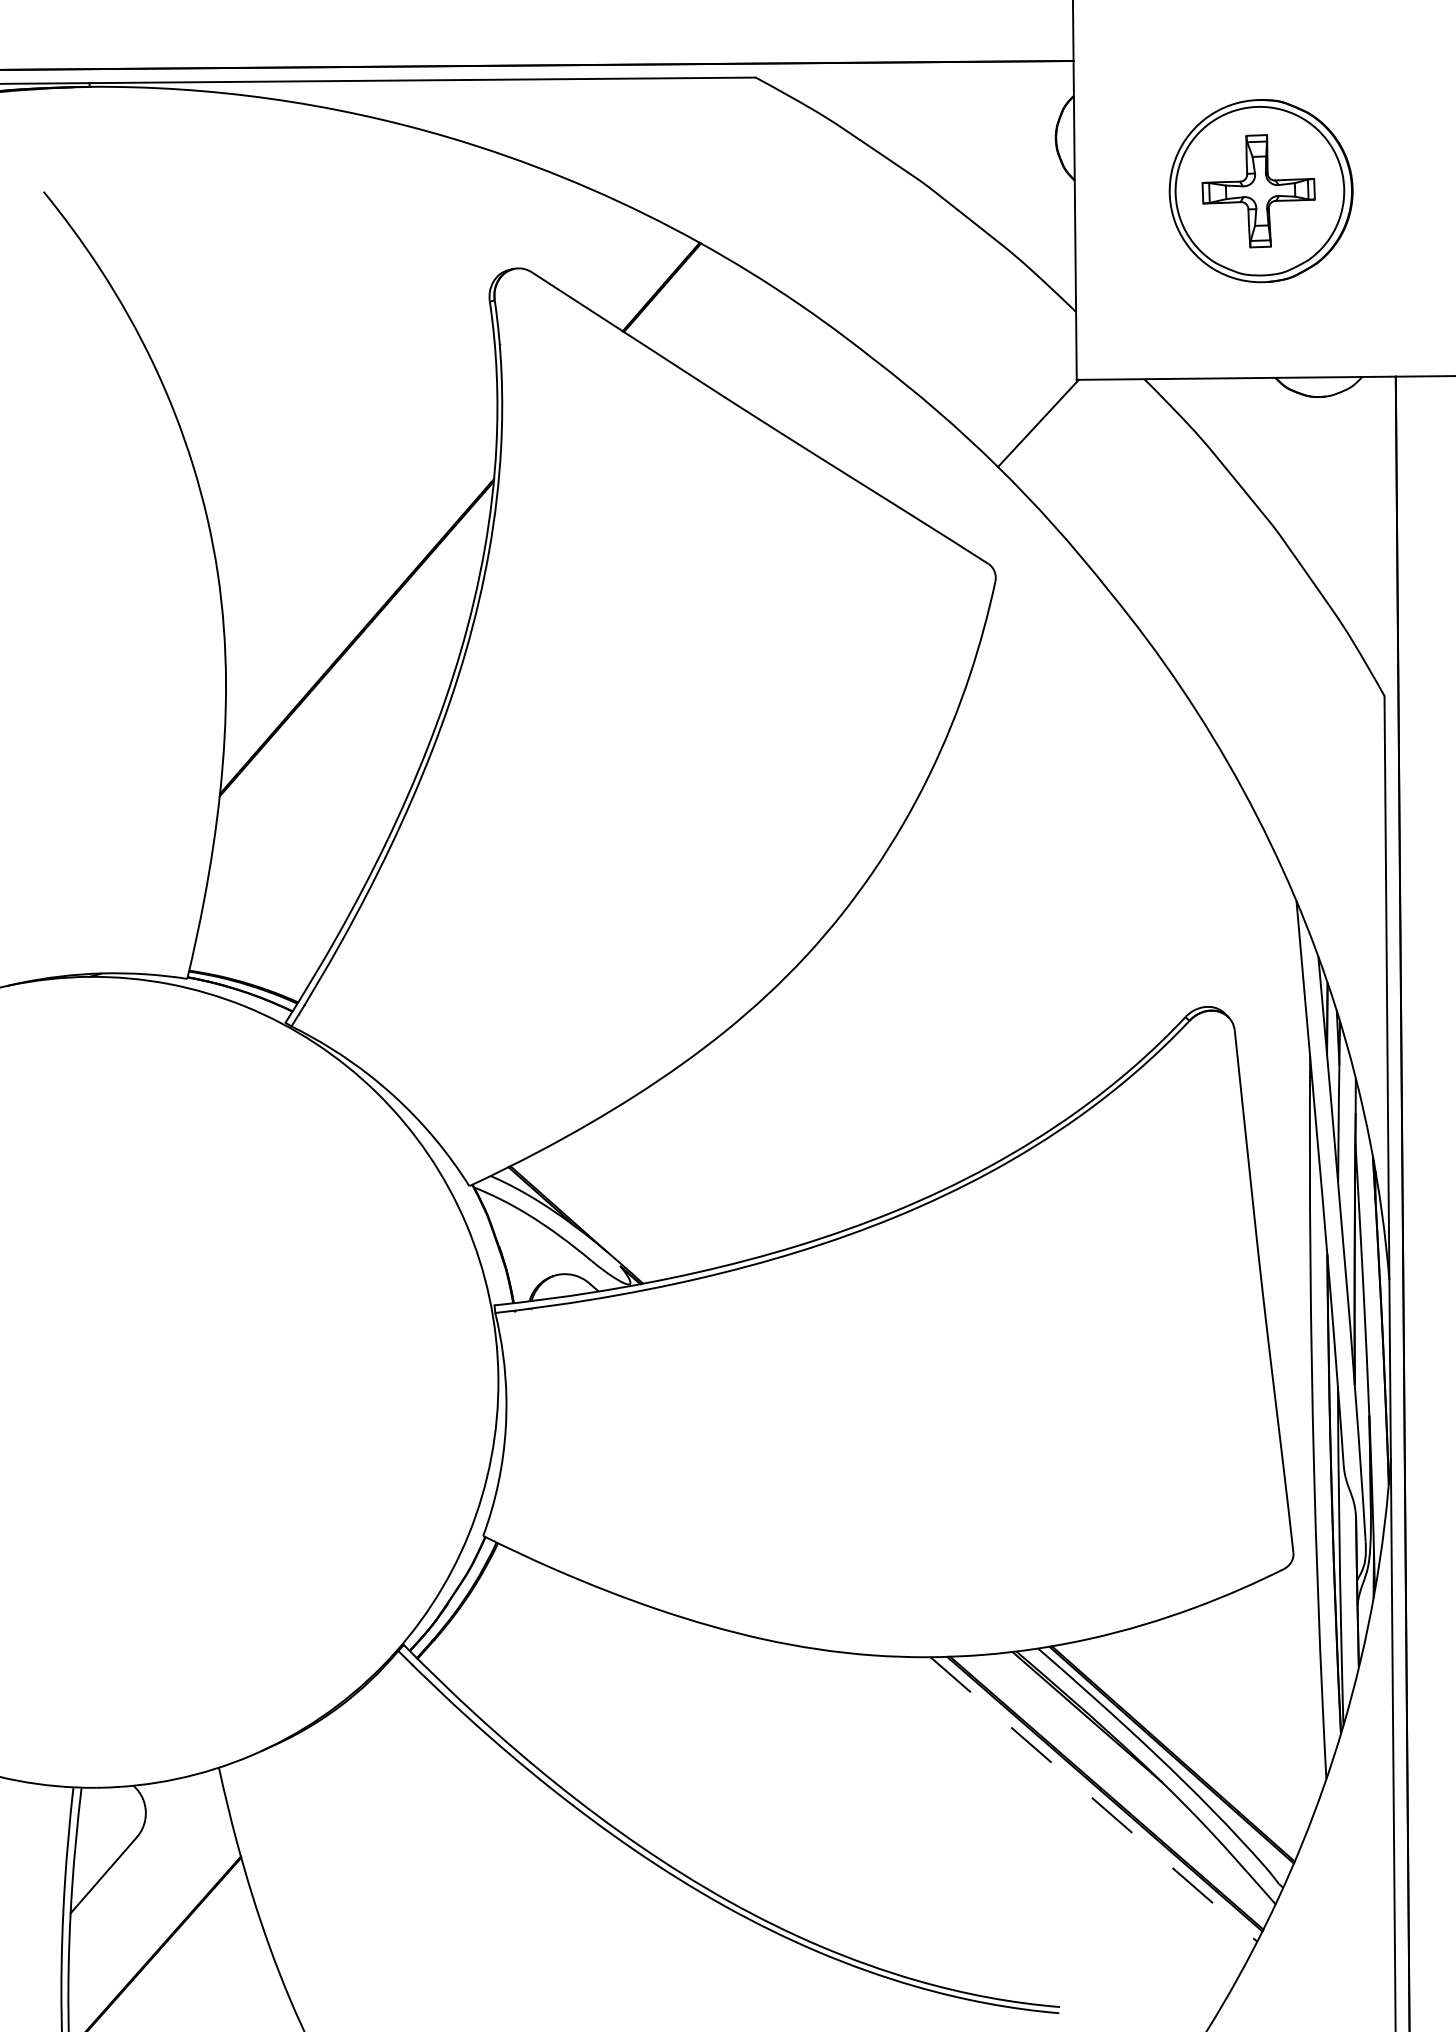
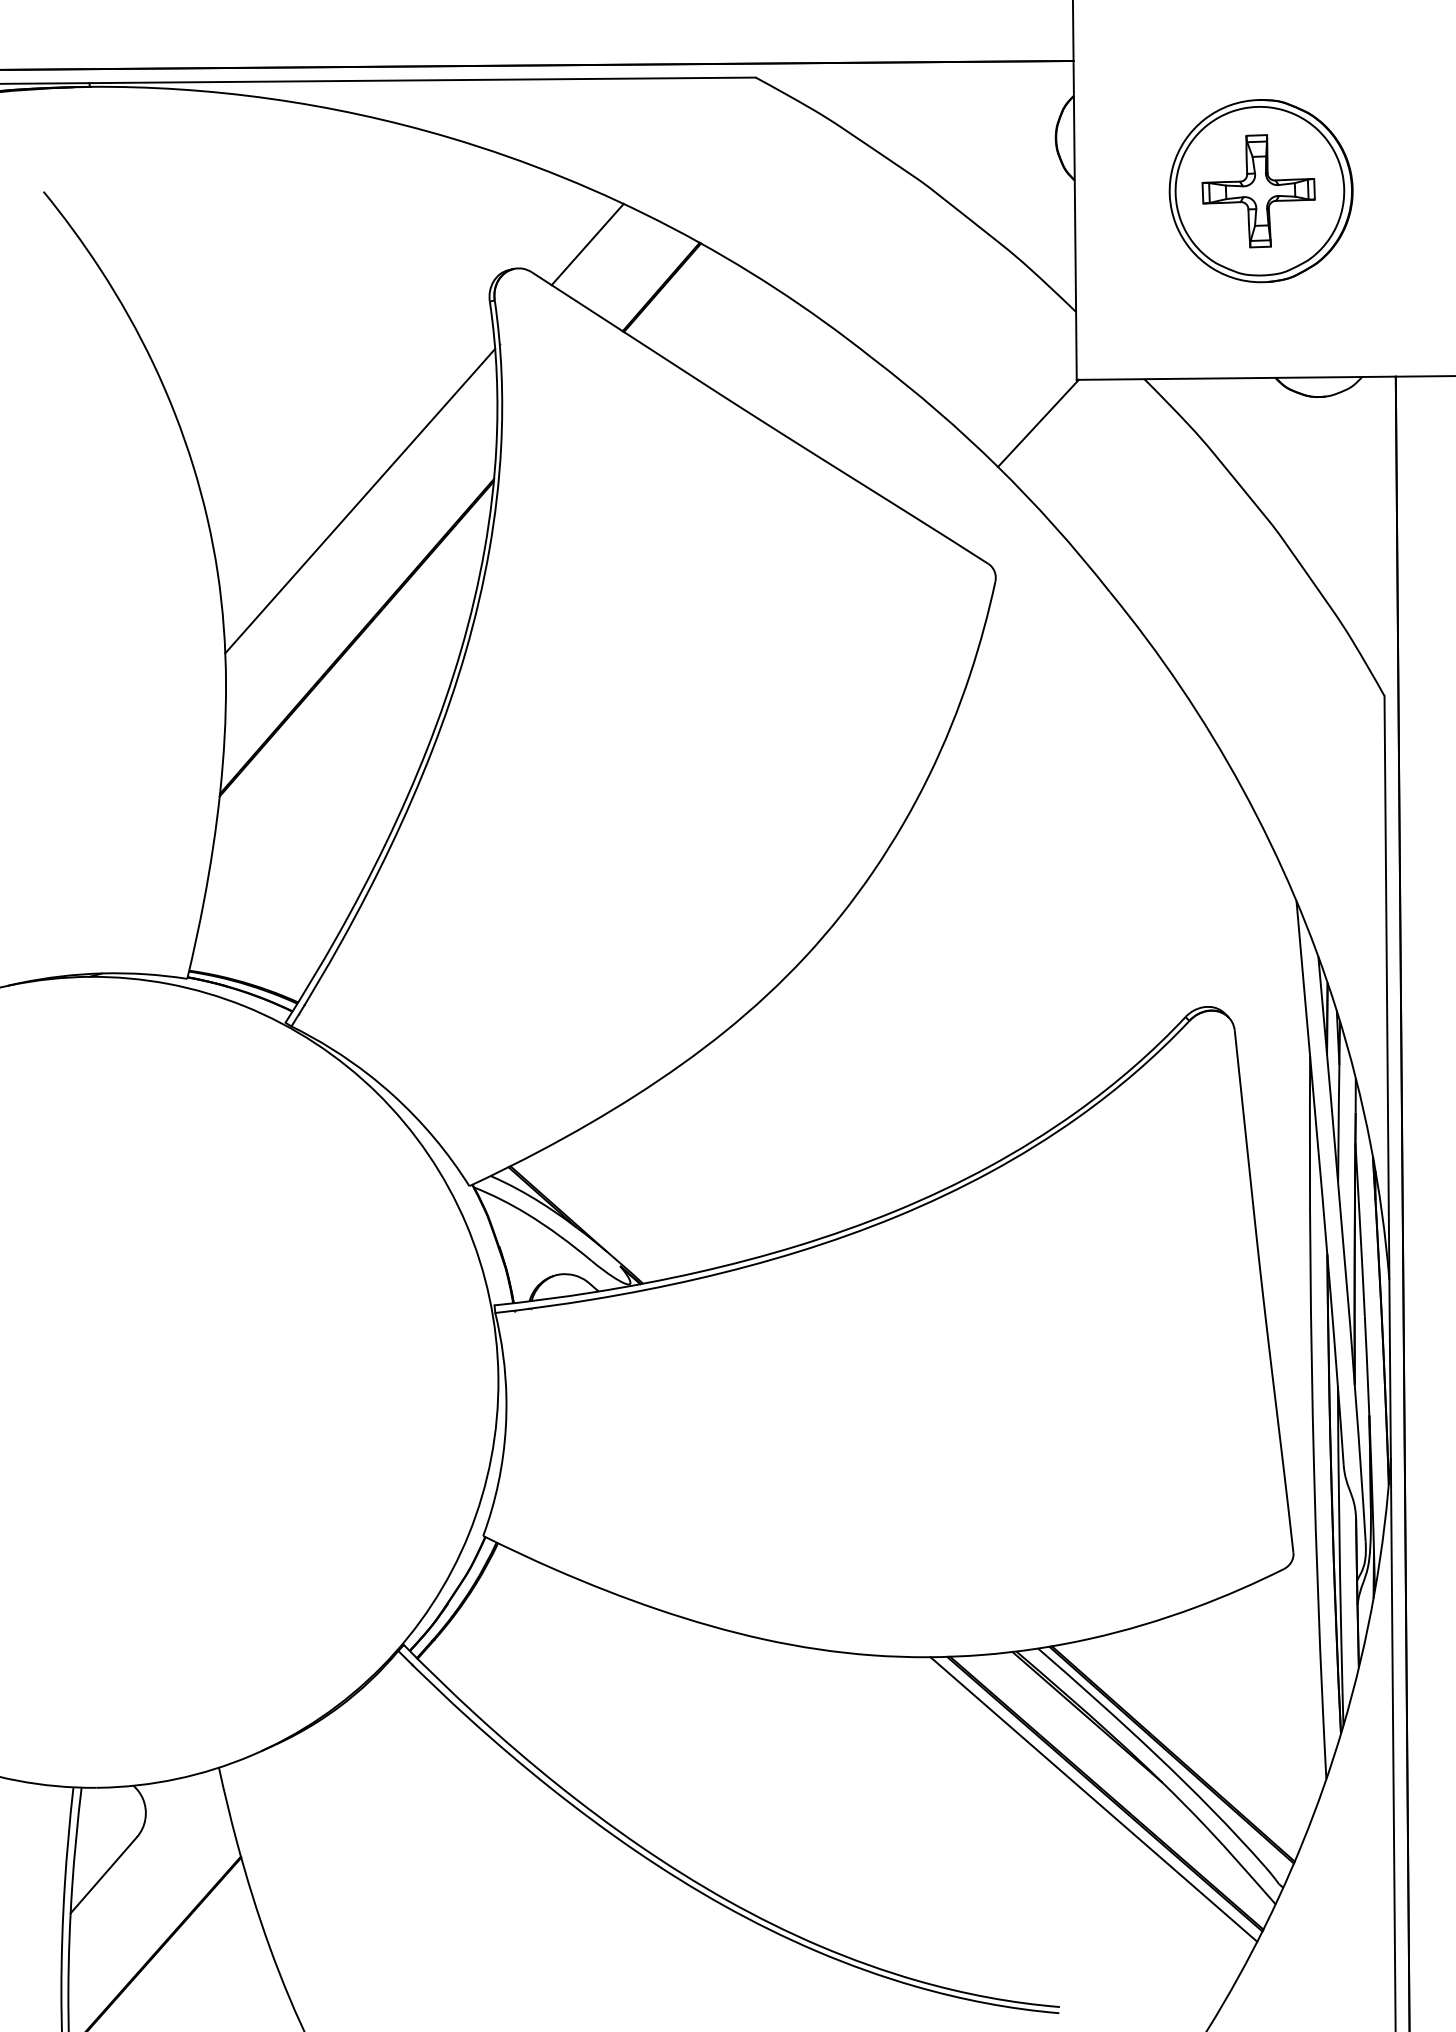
line: none -> present (587, 244)
line: none -> present (360, 500)
line: dashed -> solid (1093, 1799)
